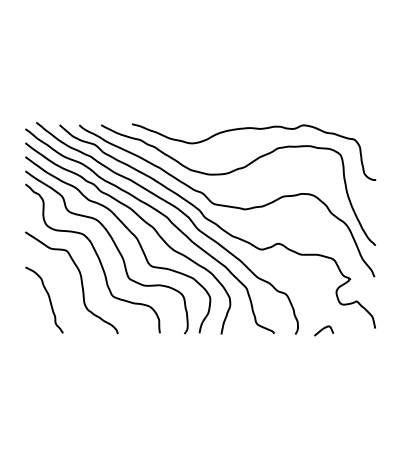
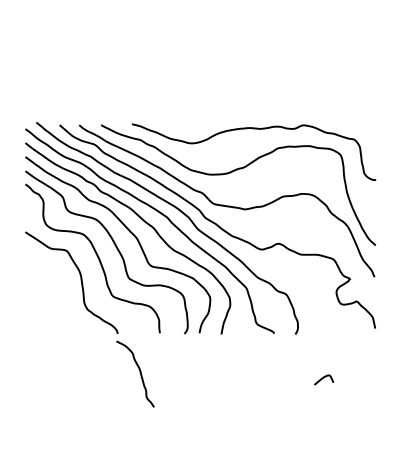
curve position: (48, 298) -> (139, 372) (139, 372)
curve position: (324, 329) -> (324, 378) (324, 378)
